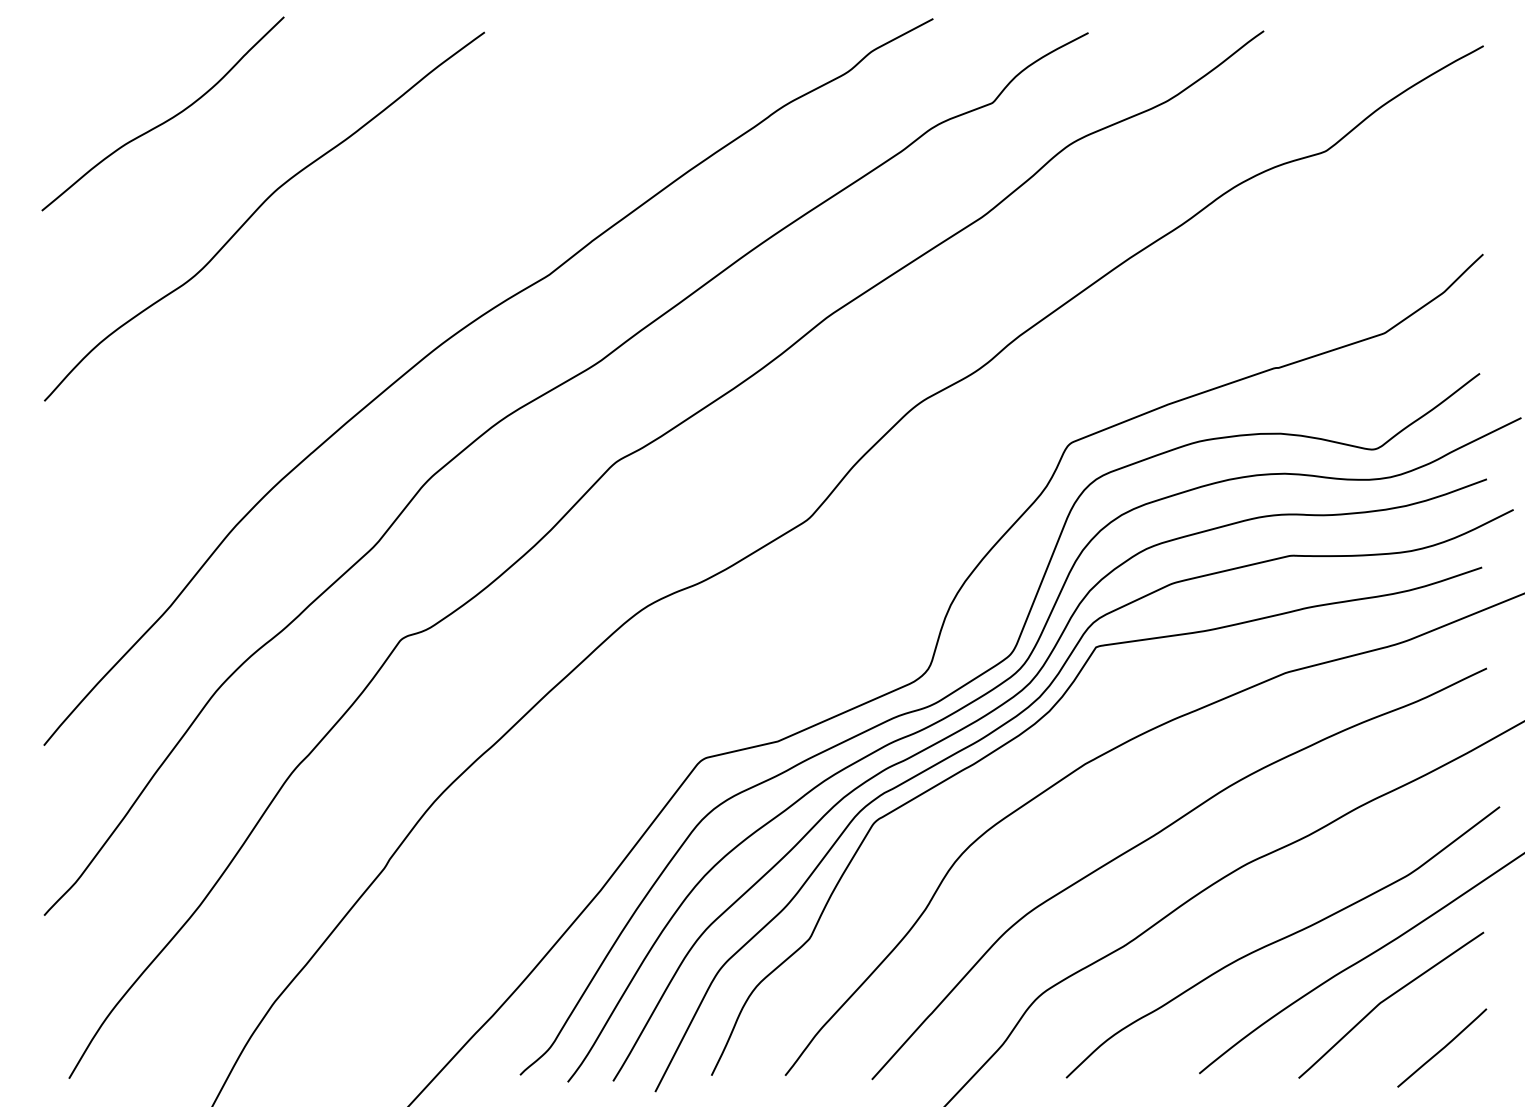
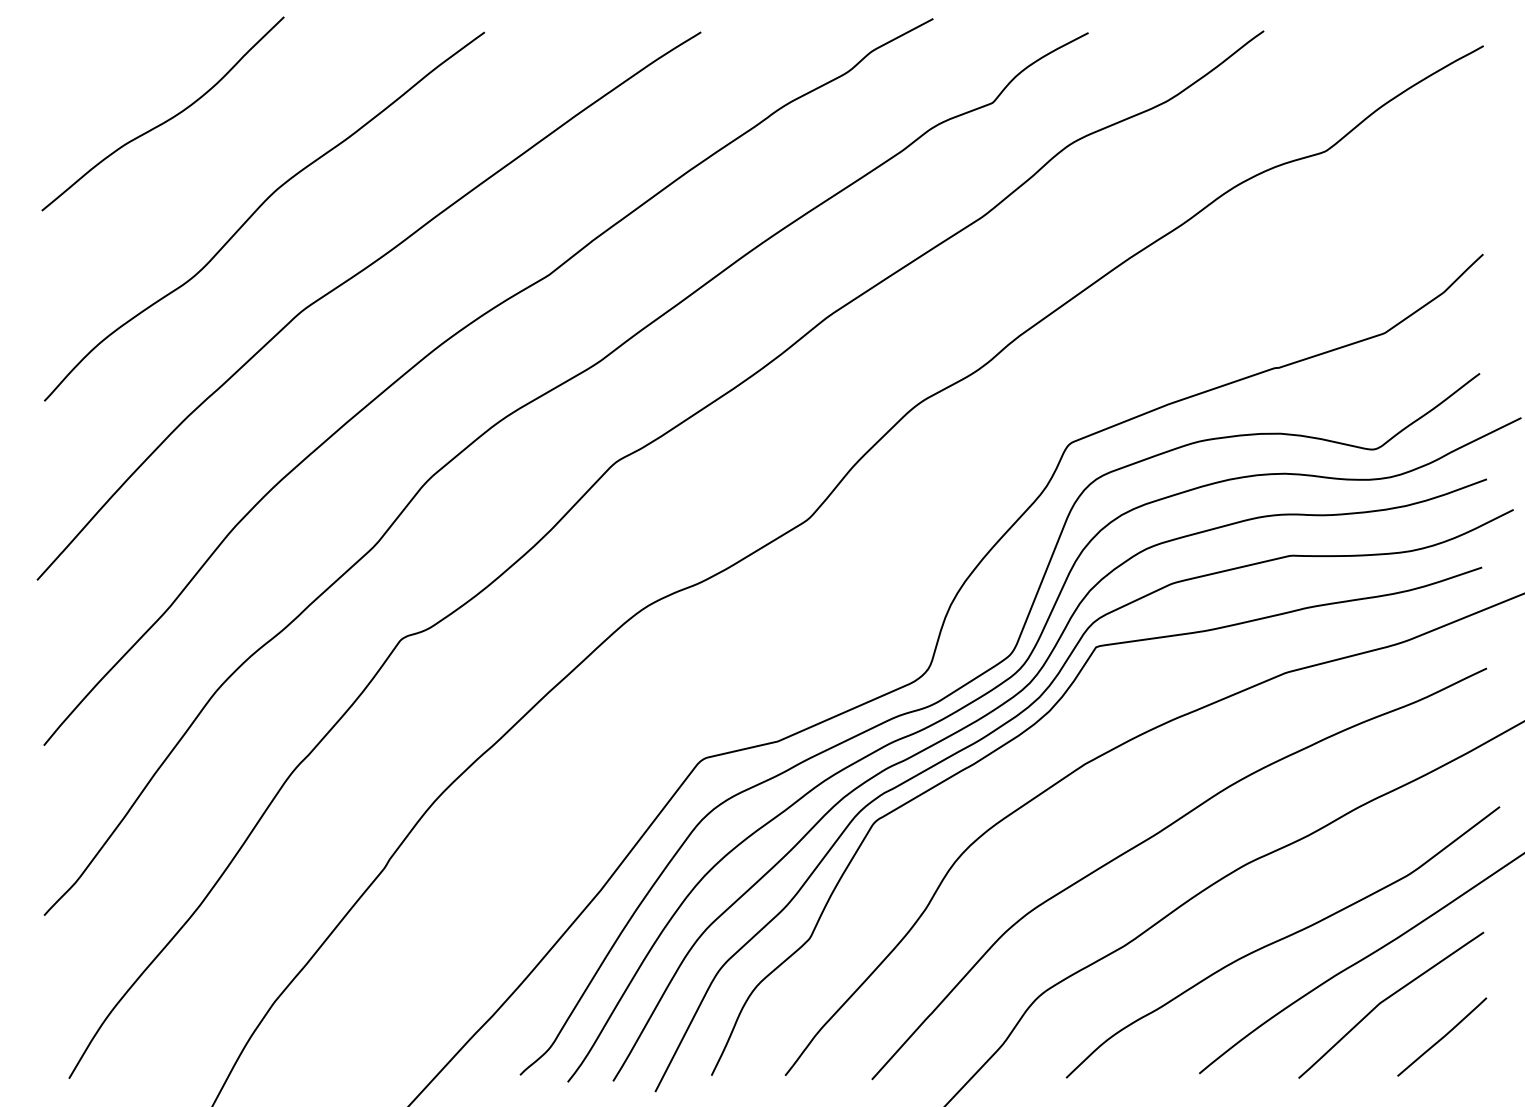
curve: none -> present (351, 279)
curve position: (1442, 1047) -> (1442, 1036) (1442, 1036)
